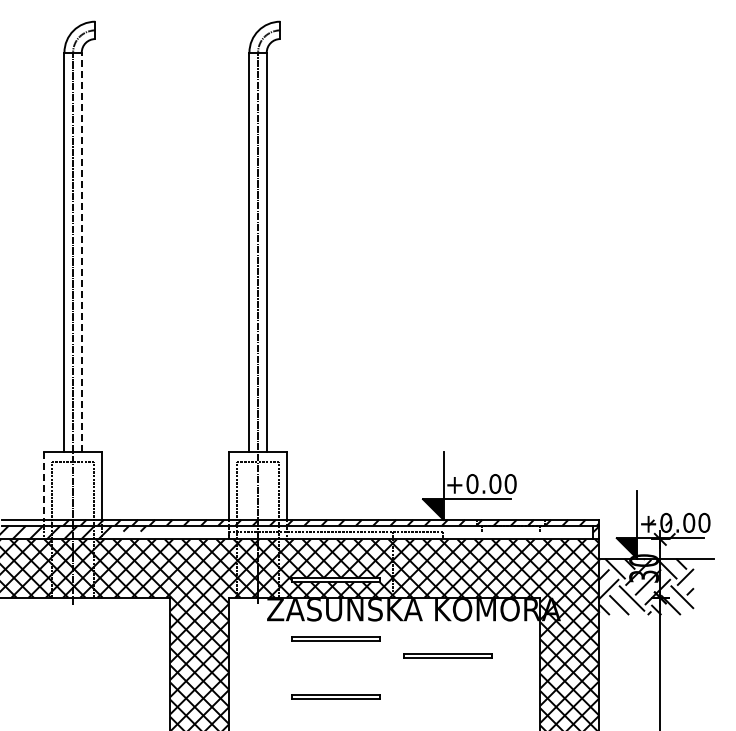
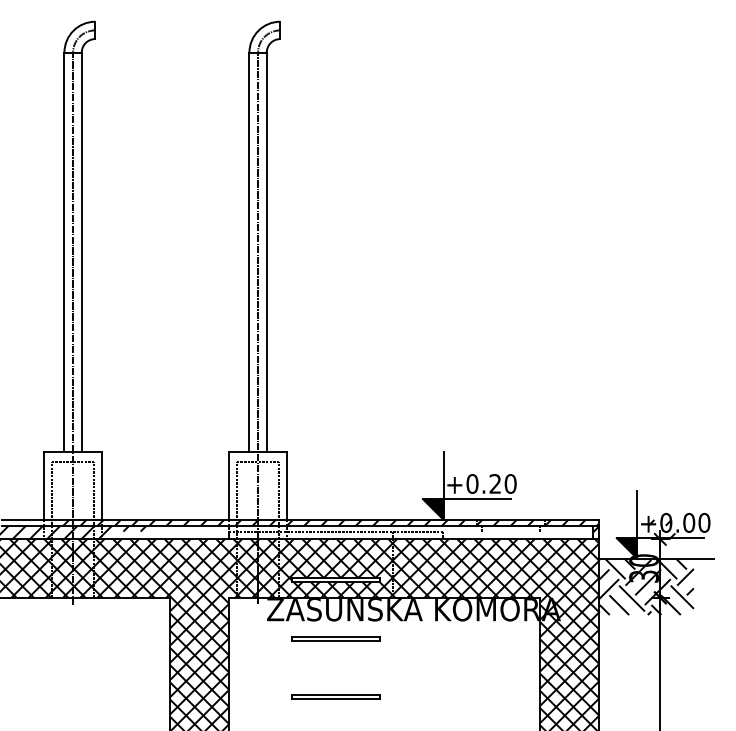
line: dashed -> solid (81, 252)
text: +0.00 -> +0.20 (495, 483)
line: dashed -> solid (43, 486)
part: present -> none (447, 655)
